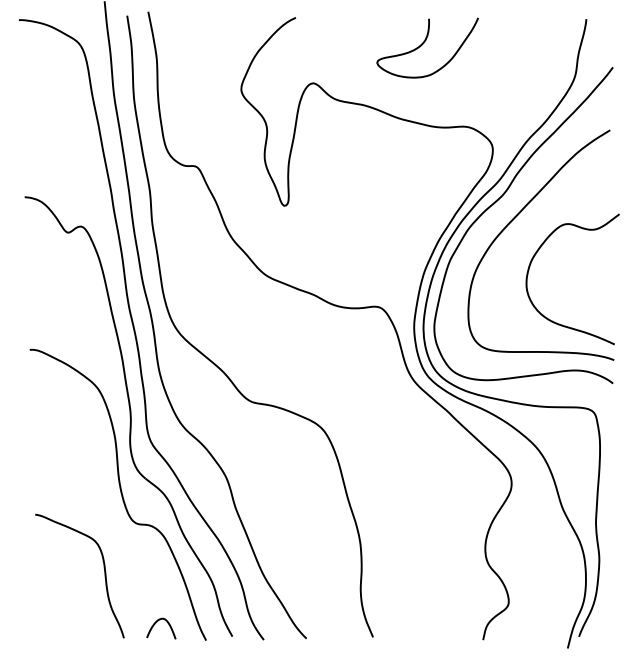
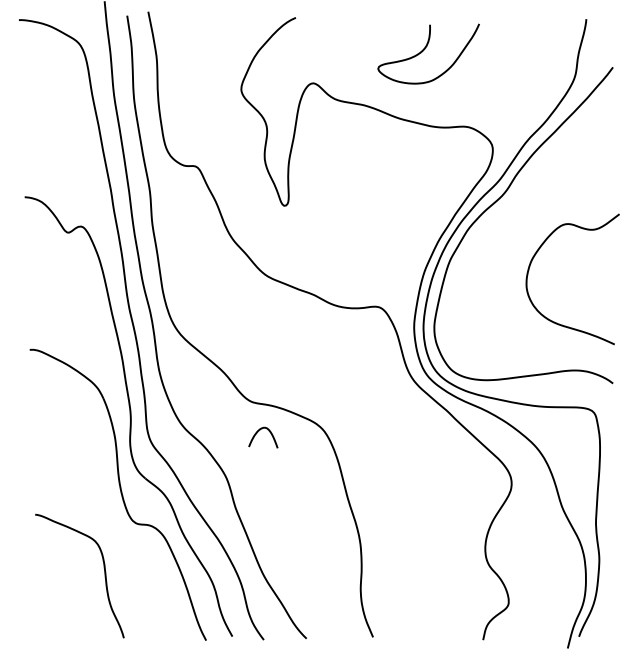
curve position: (424, 43) -> (425, 49) (425, 49)
curve: present -> none (515, 218)
curve position: (156, 623) -> (258, 432) (258, 432)
